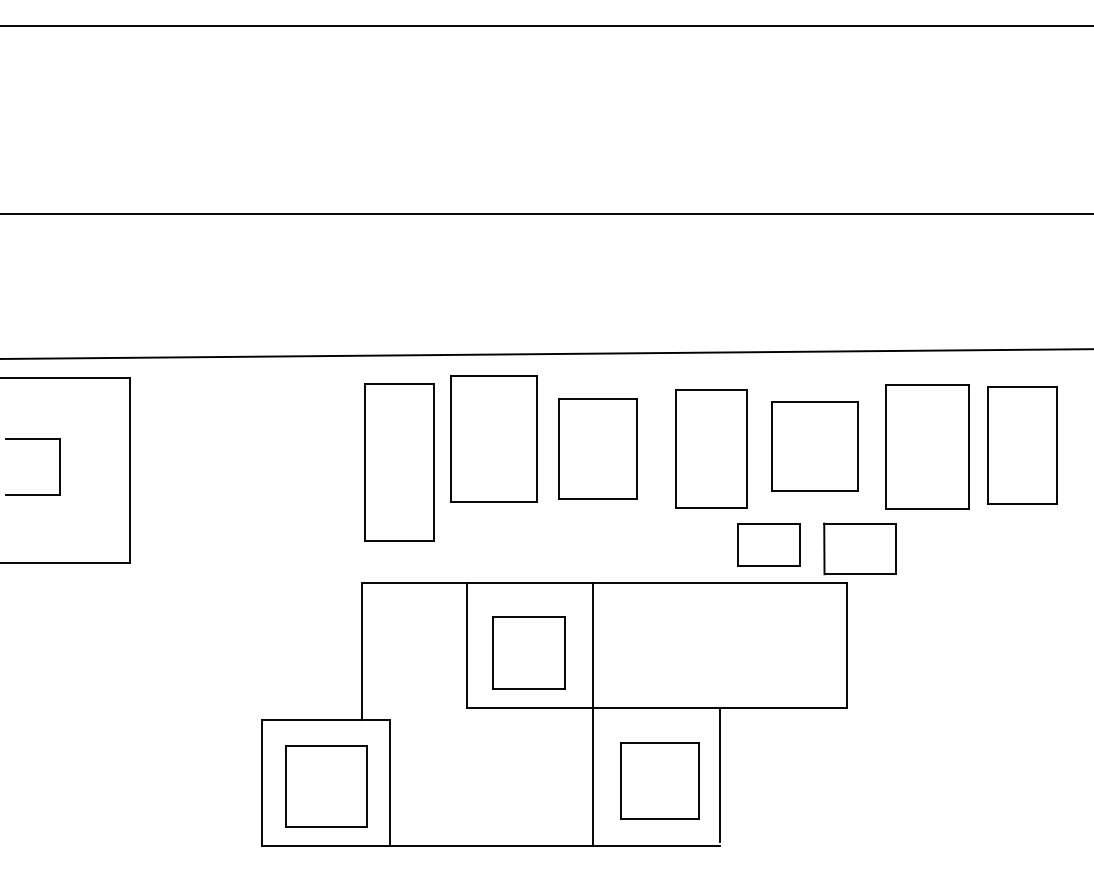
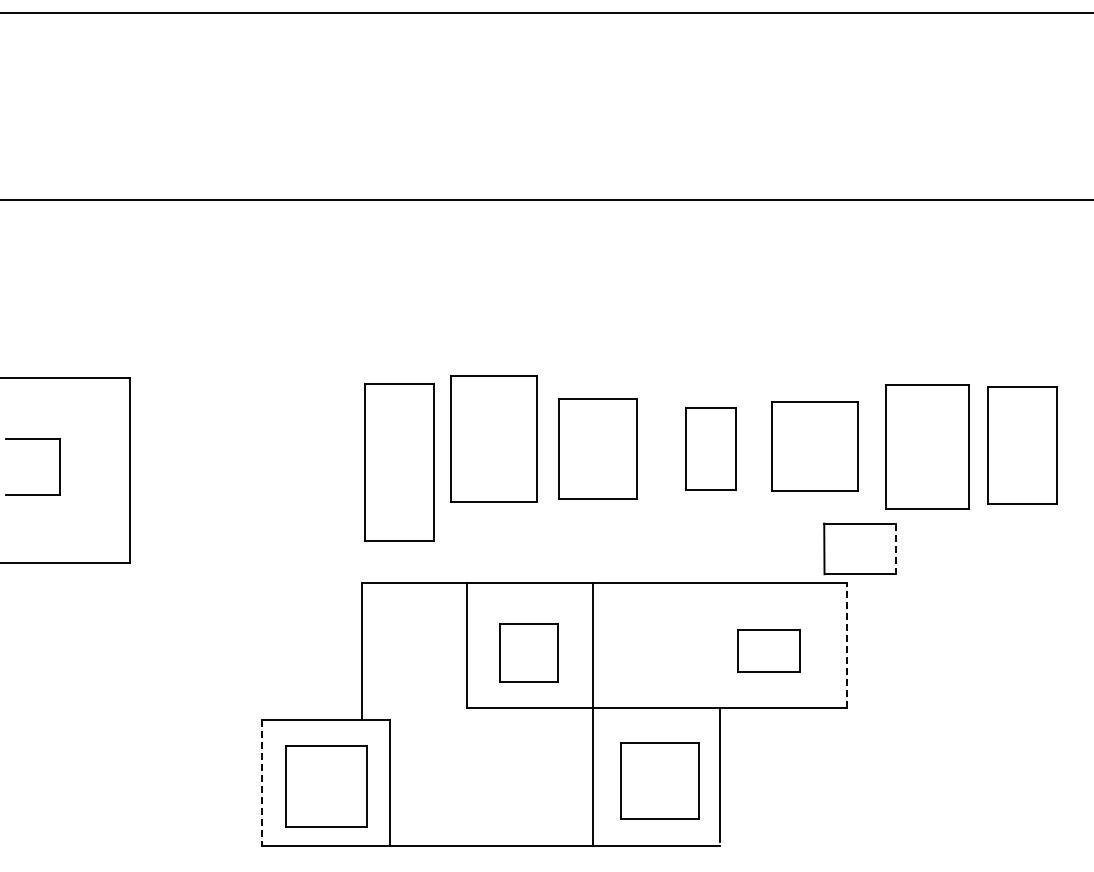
line position: (546, 26) -> (546, 13) (546, 13)
line position: (546, 214) -> (546, 200) (546, 200)
line: present -> none (546, 353)
part size: 73x120 px -> 52x84 px (710, 448)
part position: (768, 544) -> (768, 650) (768, 650)
line: solid -> dashed (896, 549)
line: solid -> dashed (847, 645)
part size: 74x74 px -> 60x60 px (528, 652)
line: solid -> dashed (261, 783)
